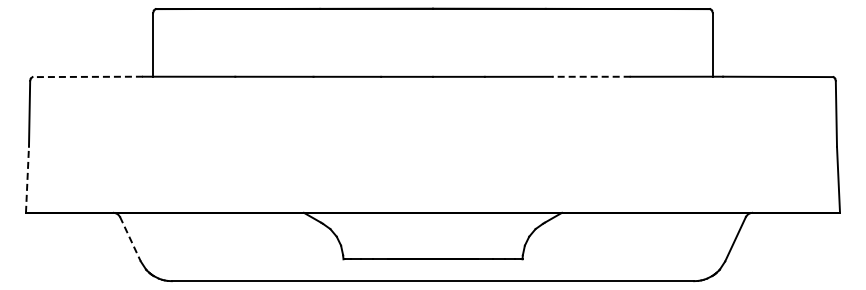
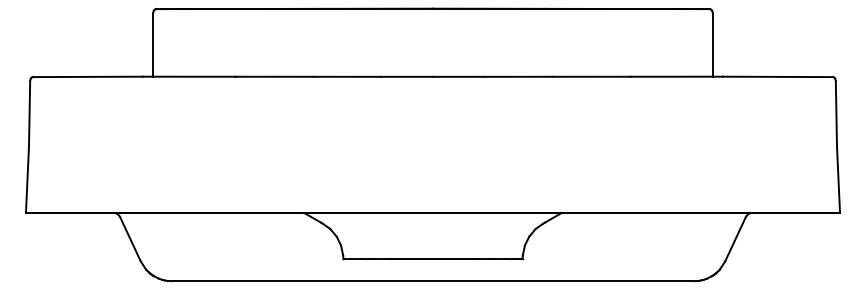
line: dashed -> solid (87, 76)
line: dashed -> solid (591, 76)
line: dashed -> solid (27, 179)
line: dashed -> solid (130, 239)
